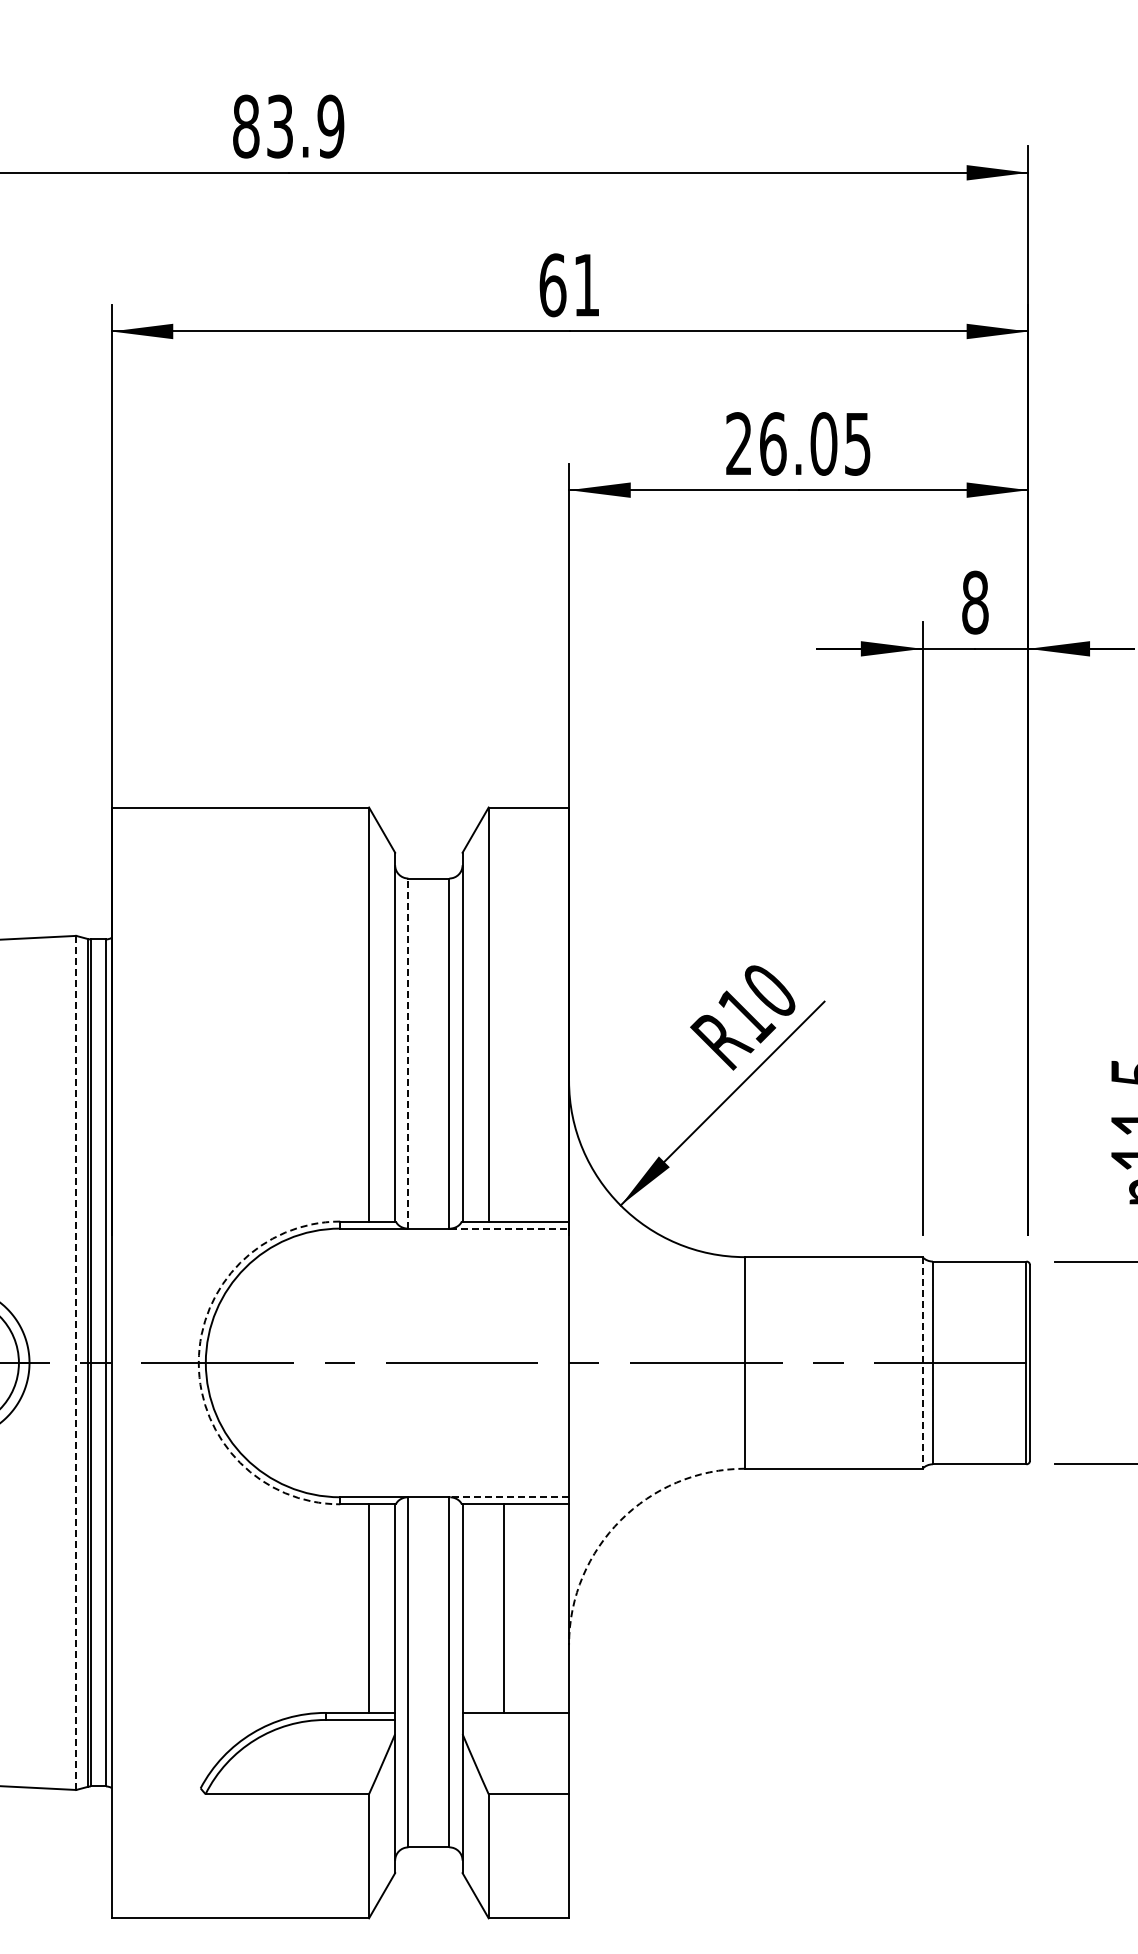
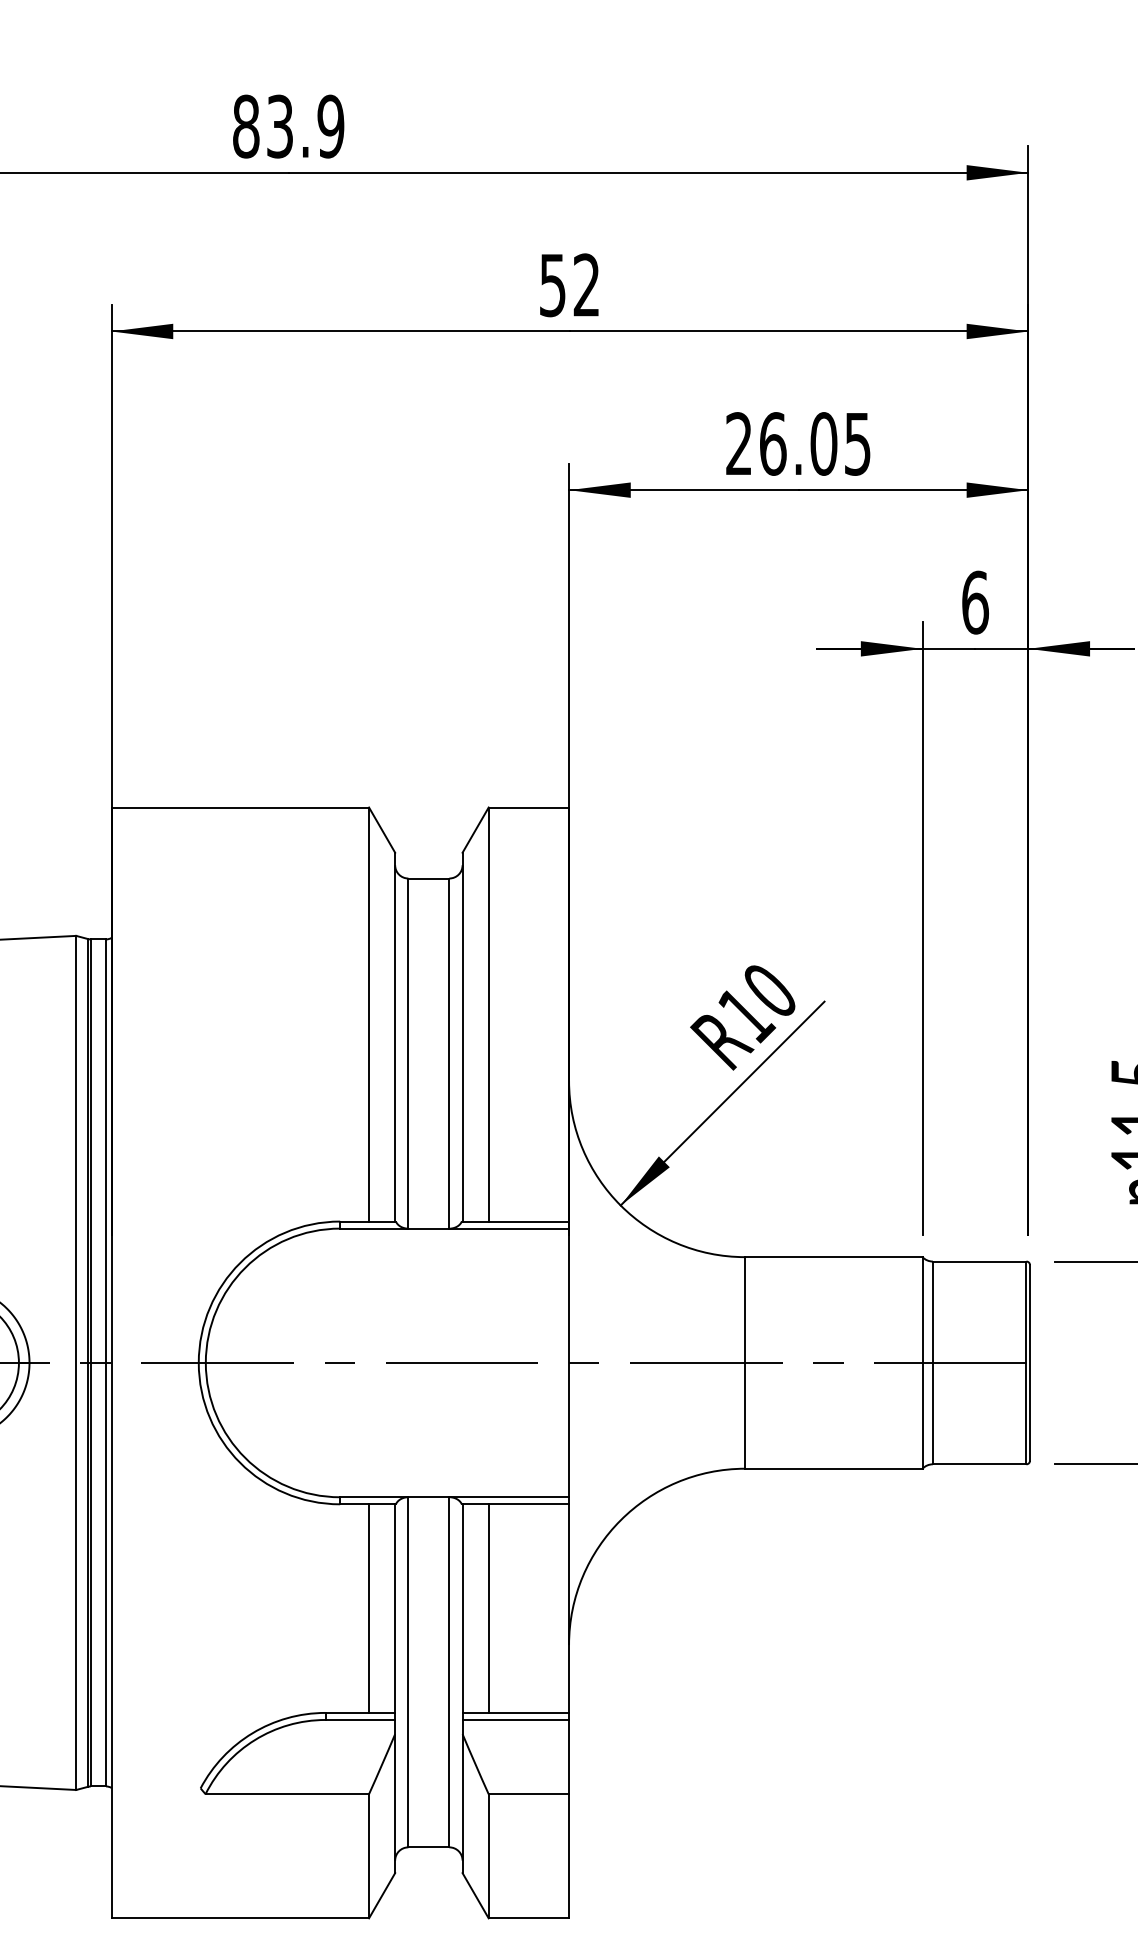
text: 61 -> 52 (568, 285)
text: 8 -> 6 (975, 602)
line: dashed -> solid (408, 1053)
line: dashed -> solid (510, 1228)
arc: dashed -> solid (198, 1362)
line: dashed -> solid (922, 1362)
line: dashed -> solid (76, 1363)
line: dashed -> solid (509, 1497)
arc: dashed -> solid (620, 1520)
line position: (503, 1608) -> (488, 1608) (488, 1608)
line: none -> present (515, 1719)
